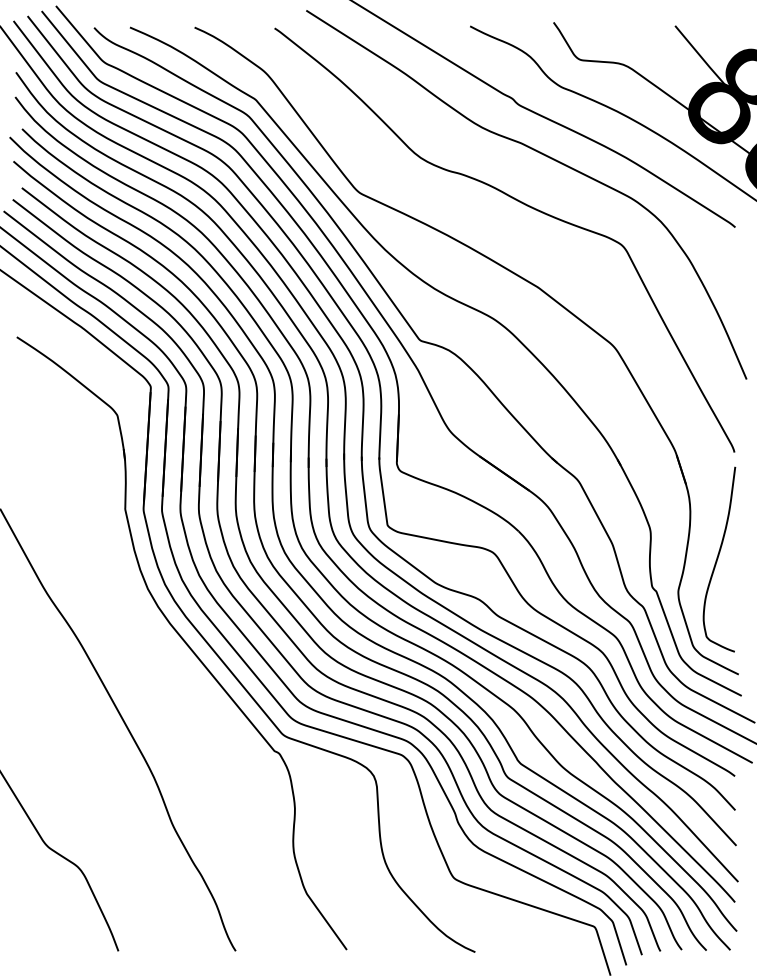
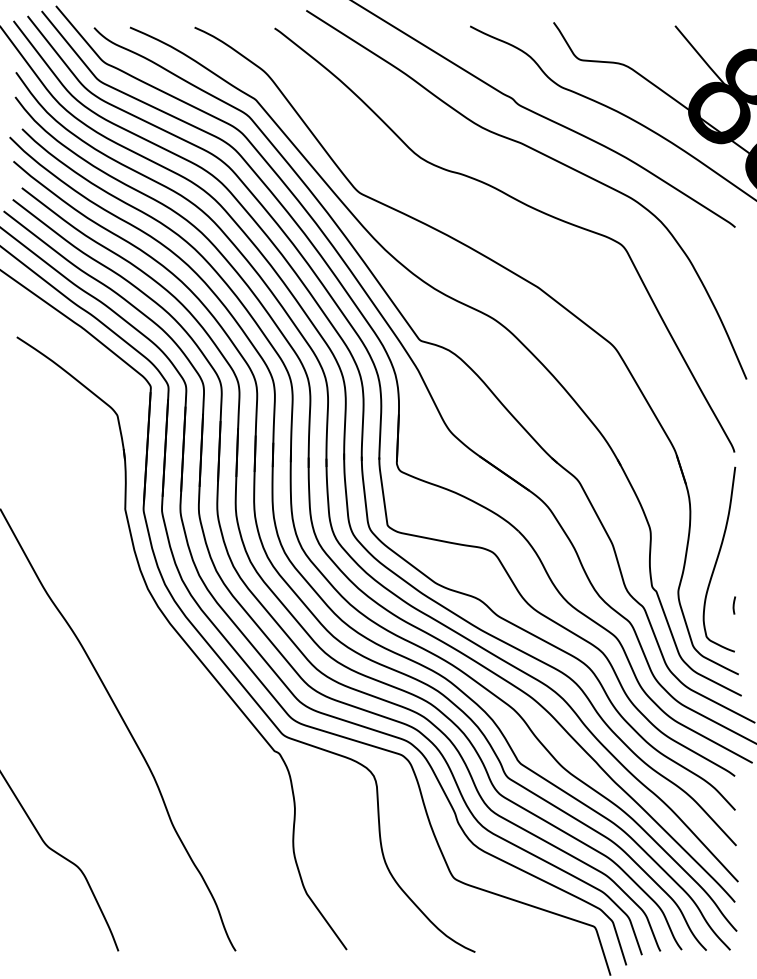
curve: none -> present (733, 605)
